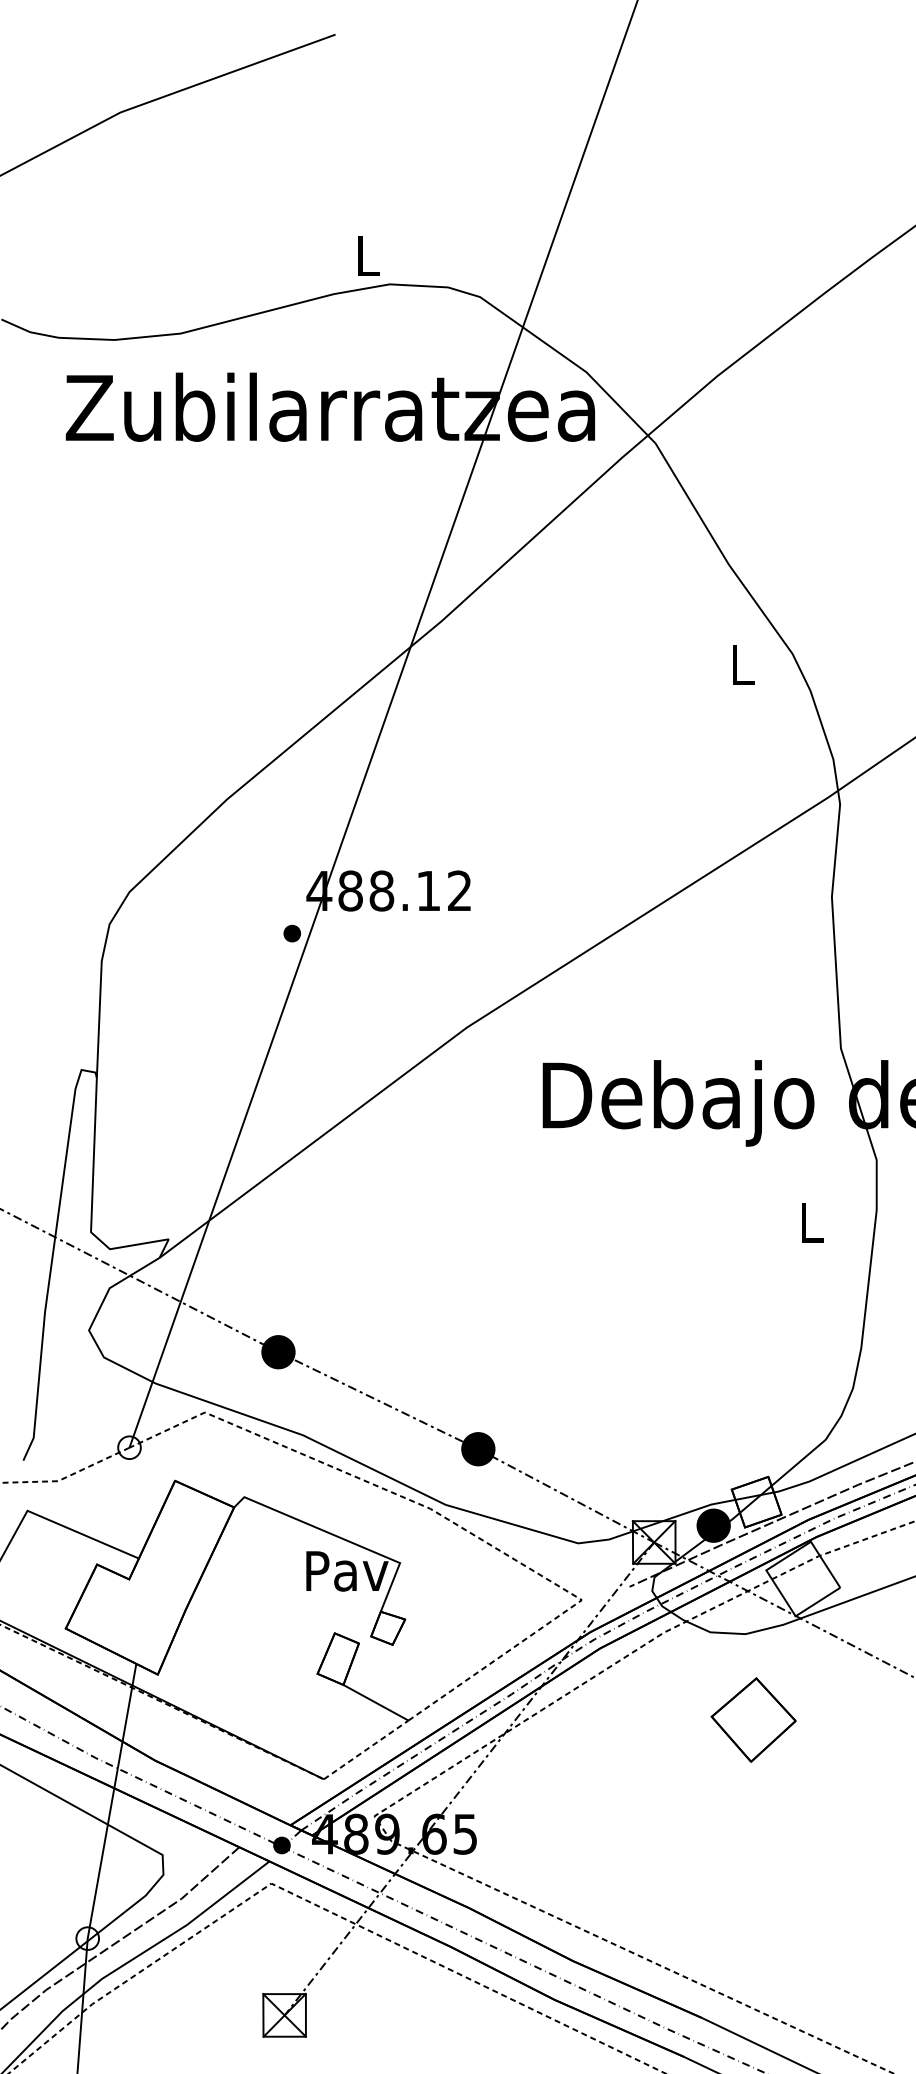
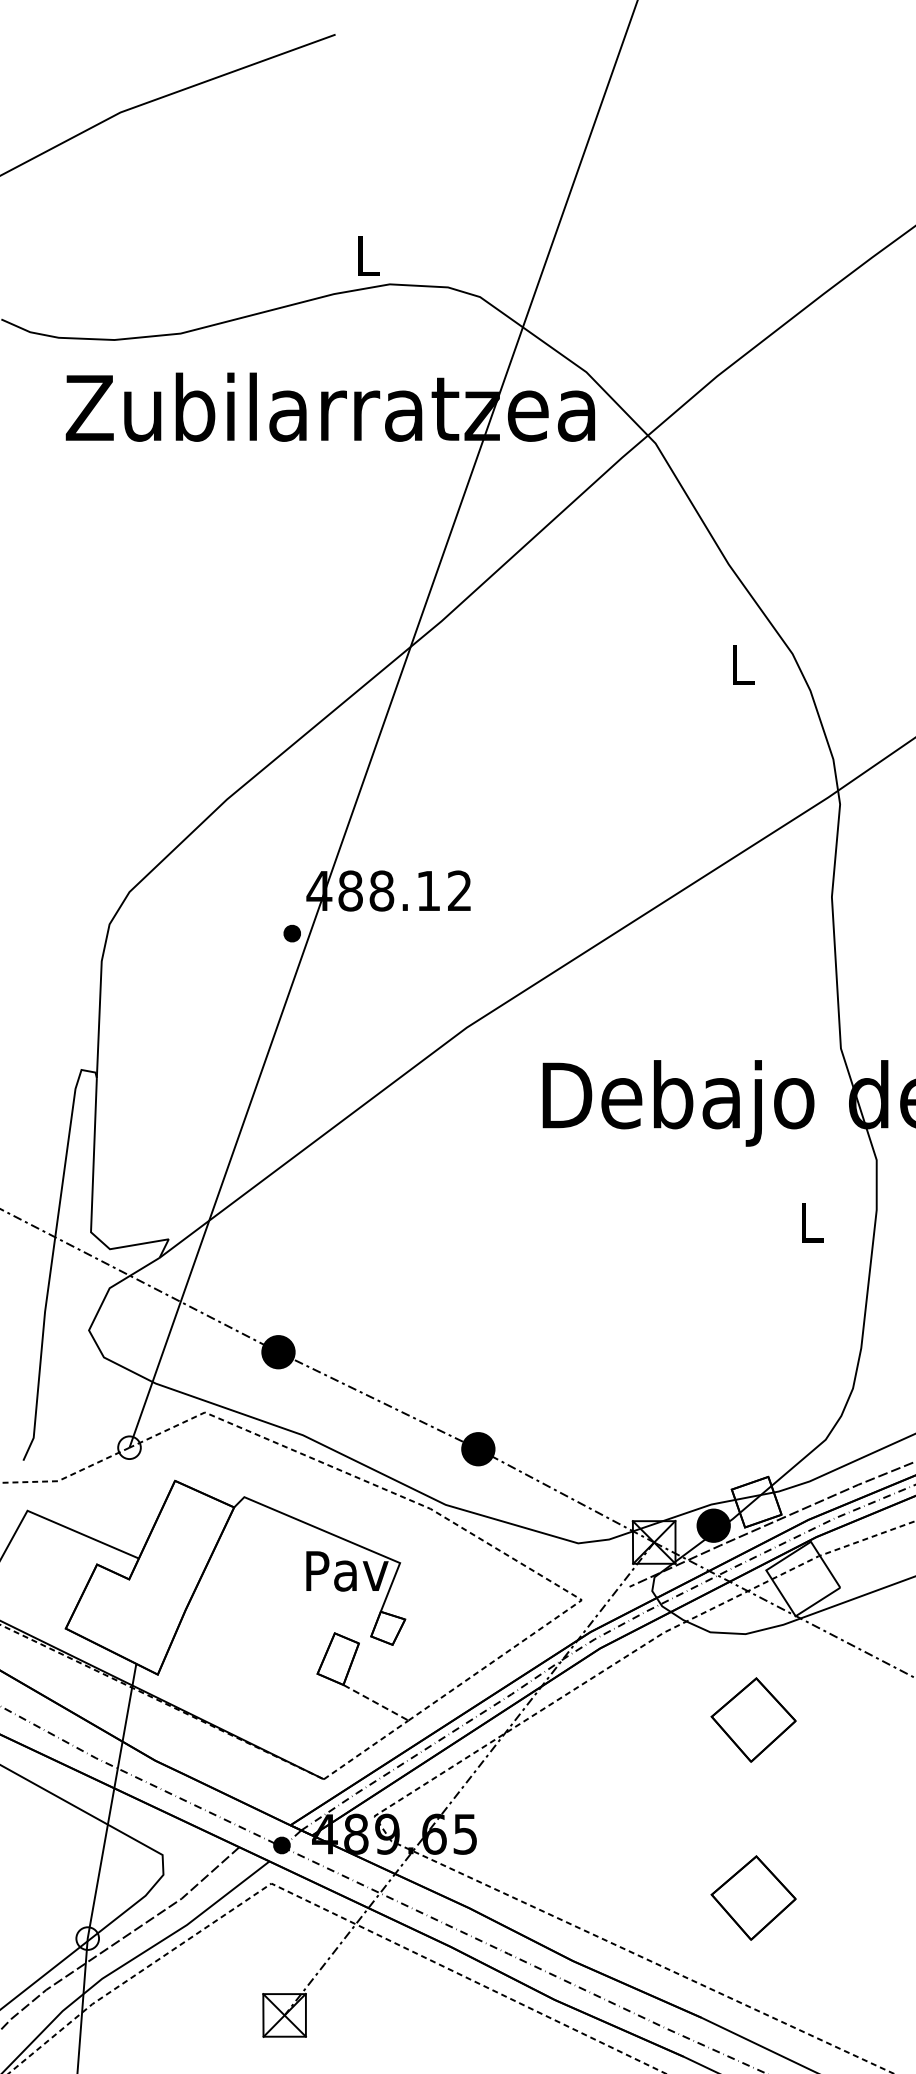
line: solid -> dashed (376, 1703)
part: none -> present (753, 1897)
